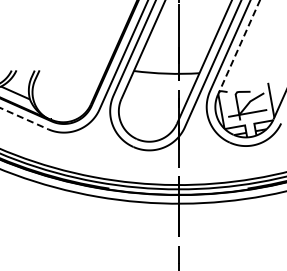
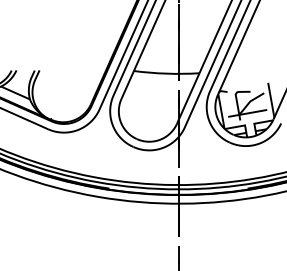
line: dashed -> solid (238, 47)
line: dashed -> solid (24, 118)
